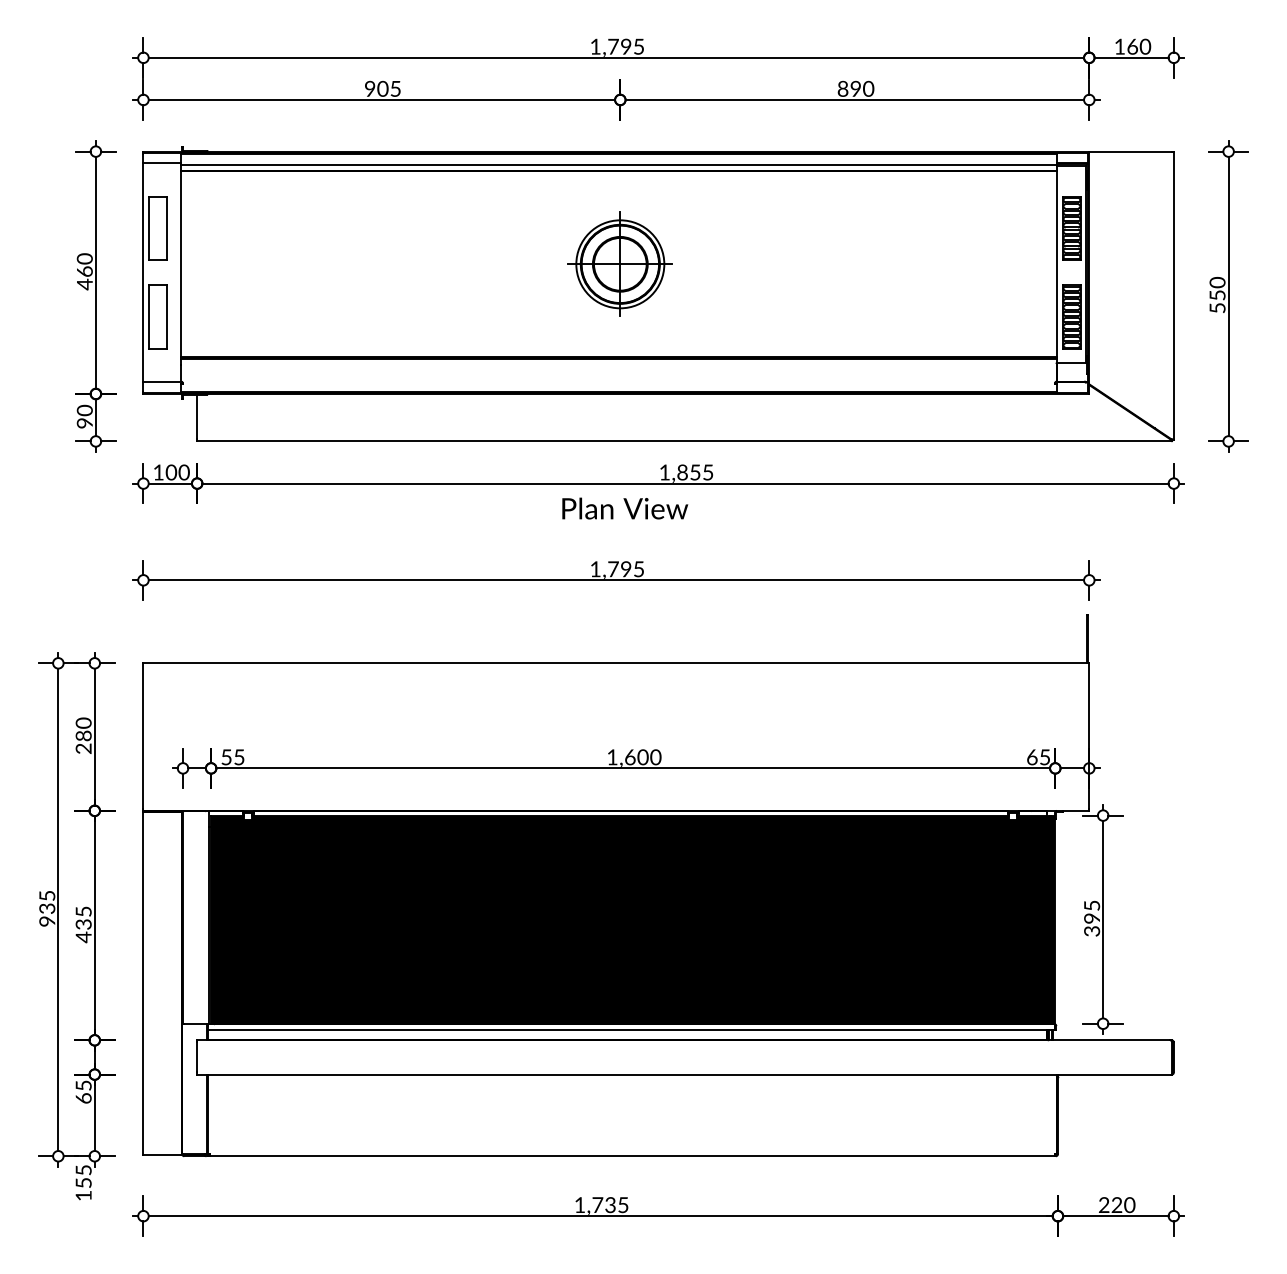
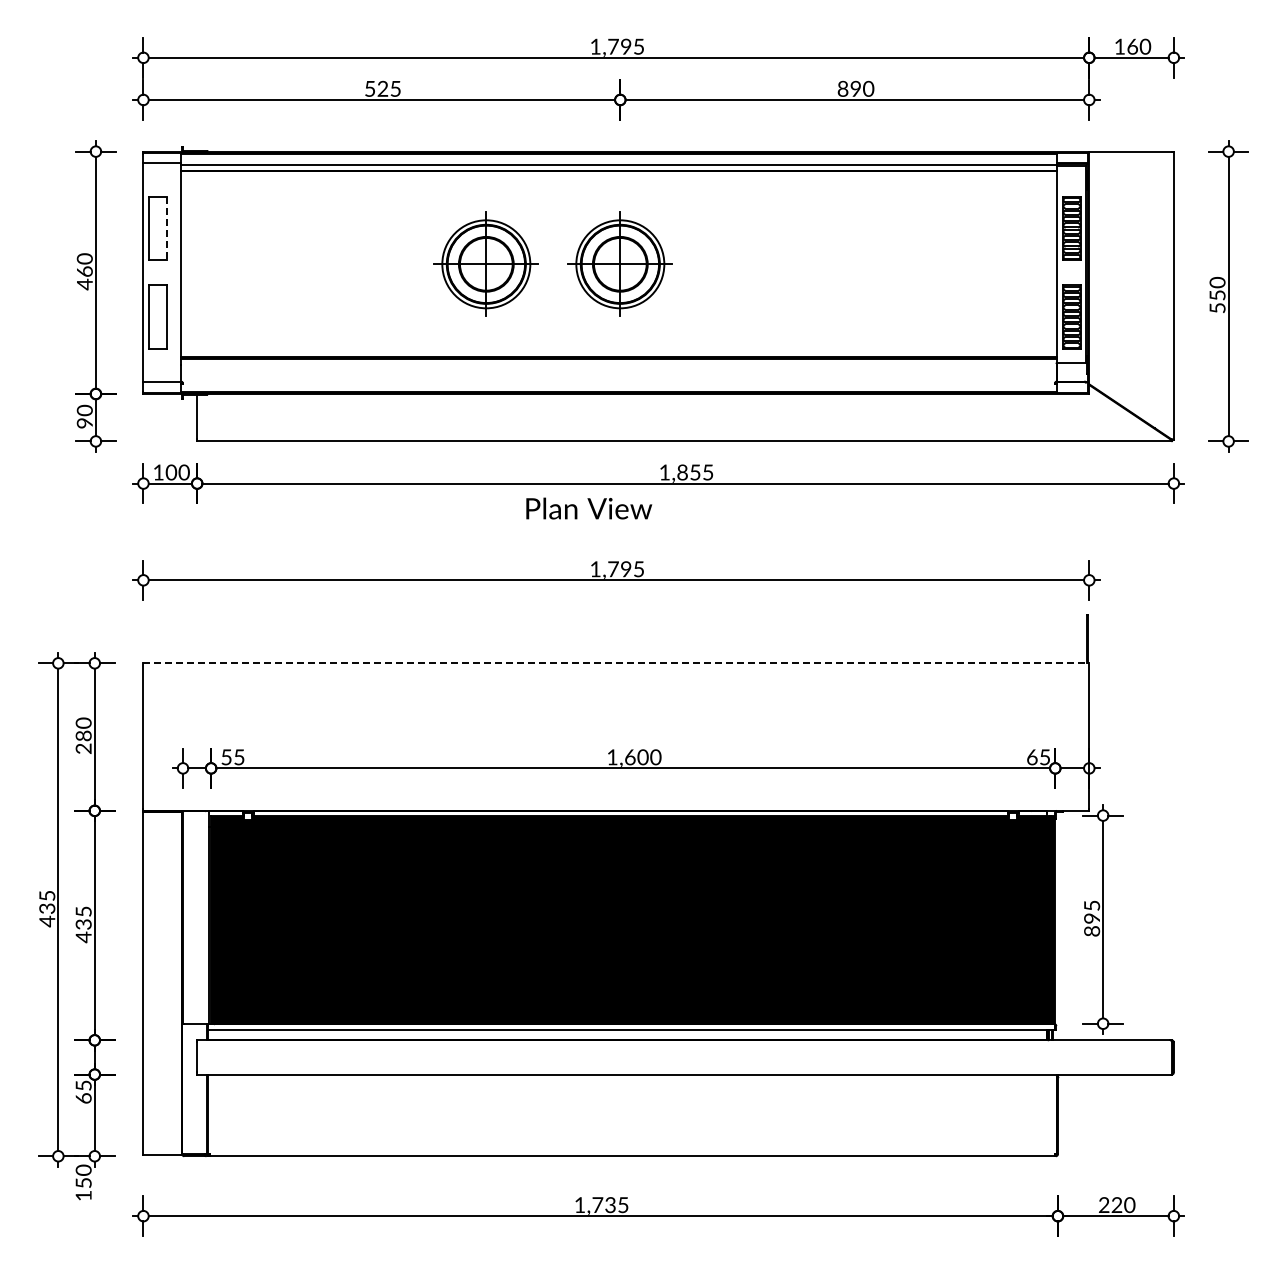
text: 905 -> 525 (376, 88)
line: solid -> dashed (166, 228)
part: none -> present (485, 263)
text position: (625, 508) -> (589, 508) (589, 508)
line: solid -> dashed (616, 663)
text: 935 -> 435 (47, 921)
text: 395 -> 895 (1092, 931)
text: 155 -> 150 (83, 1169)
